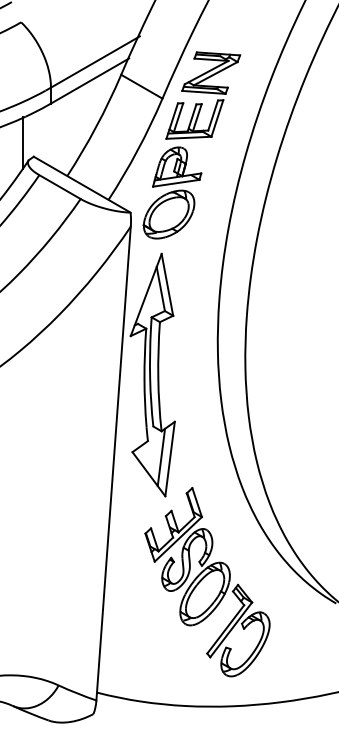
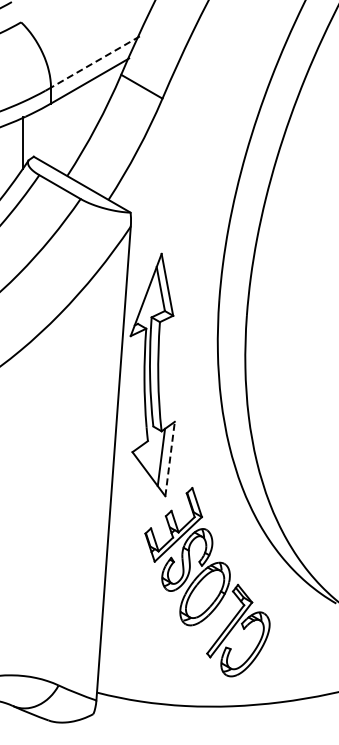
line: solid -> dashed (95, 62)
part: present -> none (186, 149)
line: solid -> dashed (170, 459)
